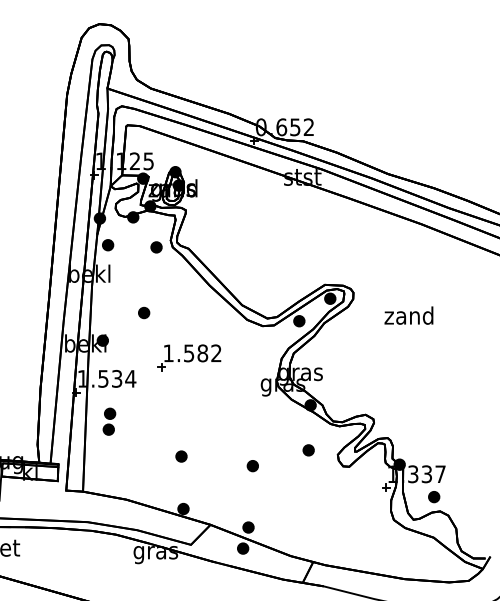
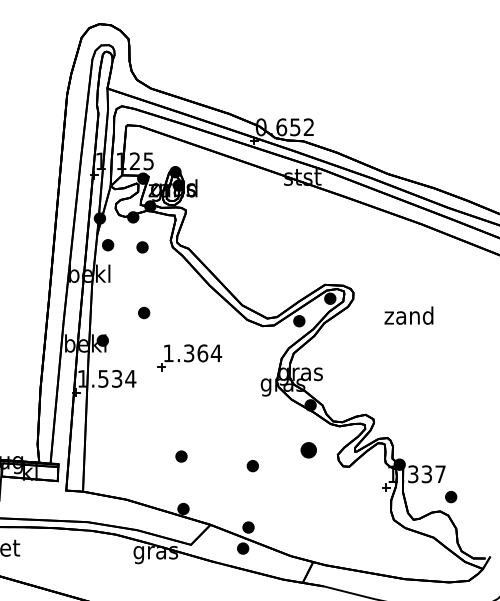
part position: (156, 247) -> (142, 247) (142, 247)
text: 1.582 -> 1.364 (203, 353)
part: present -> none (109, 421)
part size: 13x13 px -> 17x17 px (308, 450)
part position: (434, 497) -> (451, 497) (451, 497)
